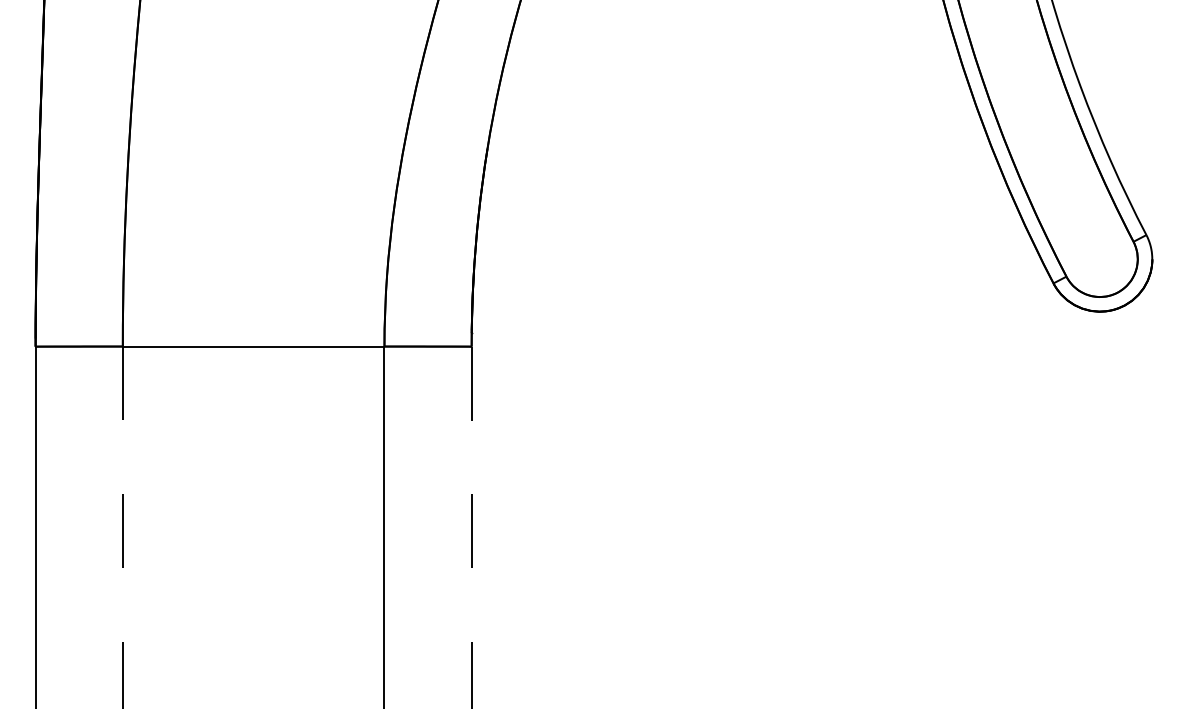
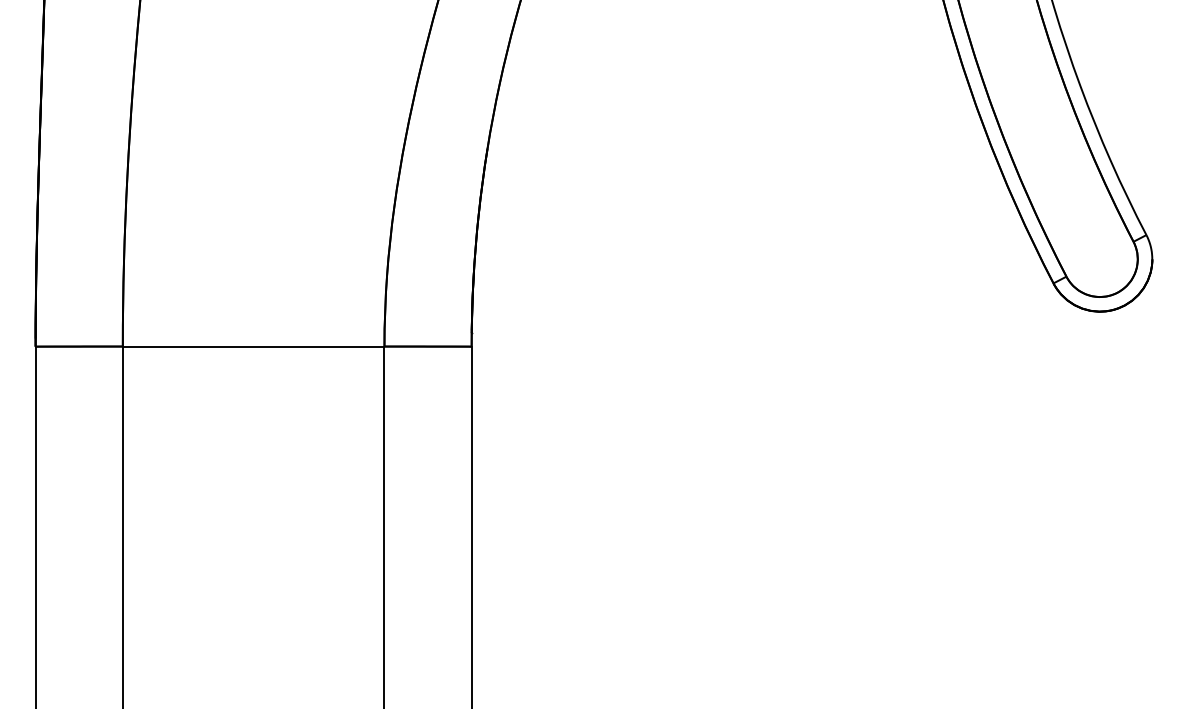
line: dashed -> solid (122, 527)
line: dashed -> solid (471, 527)
